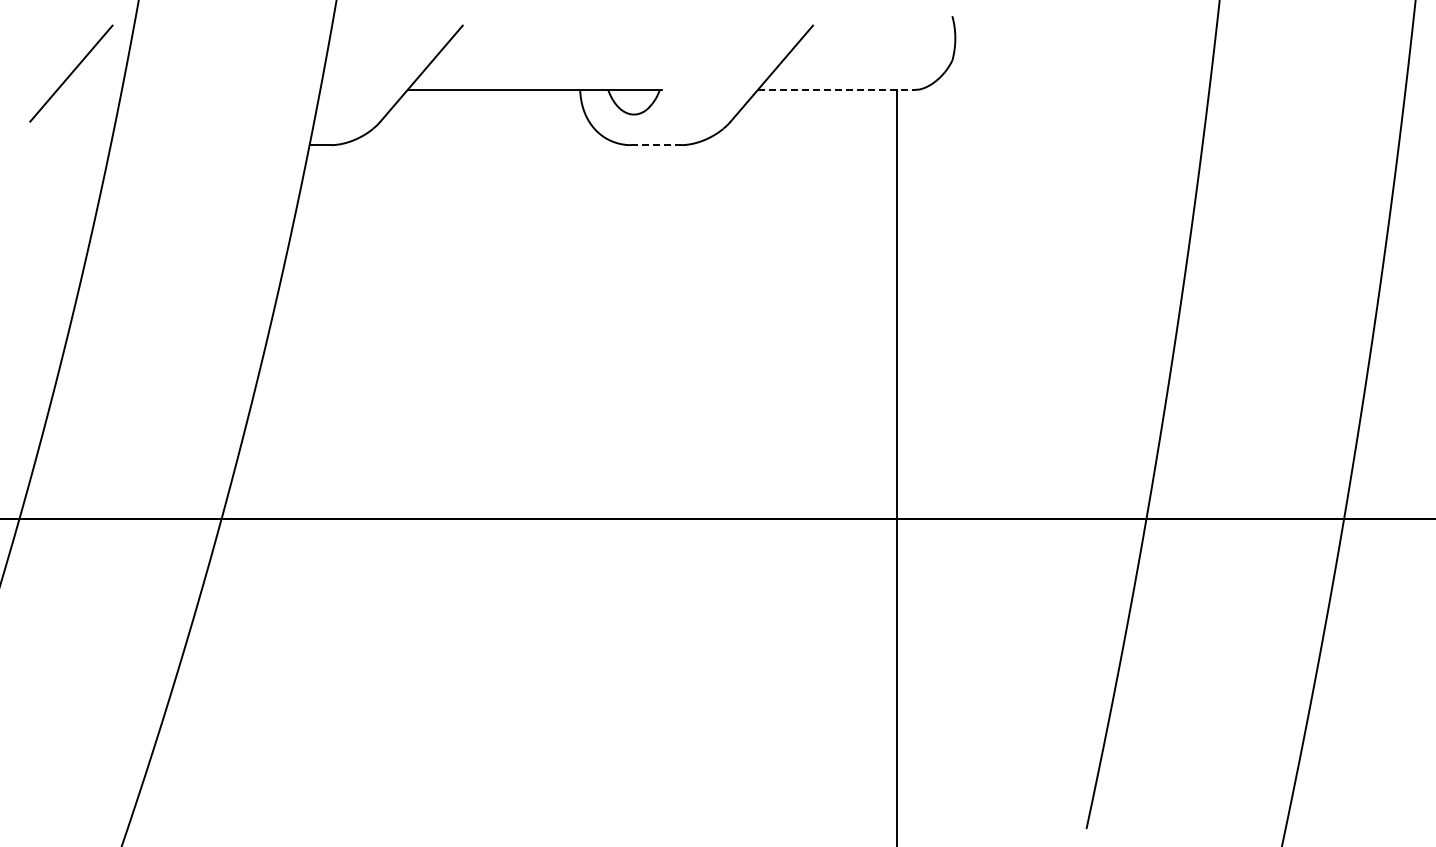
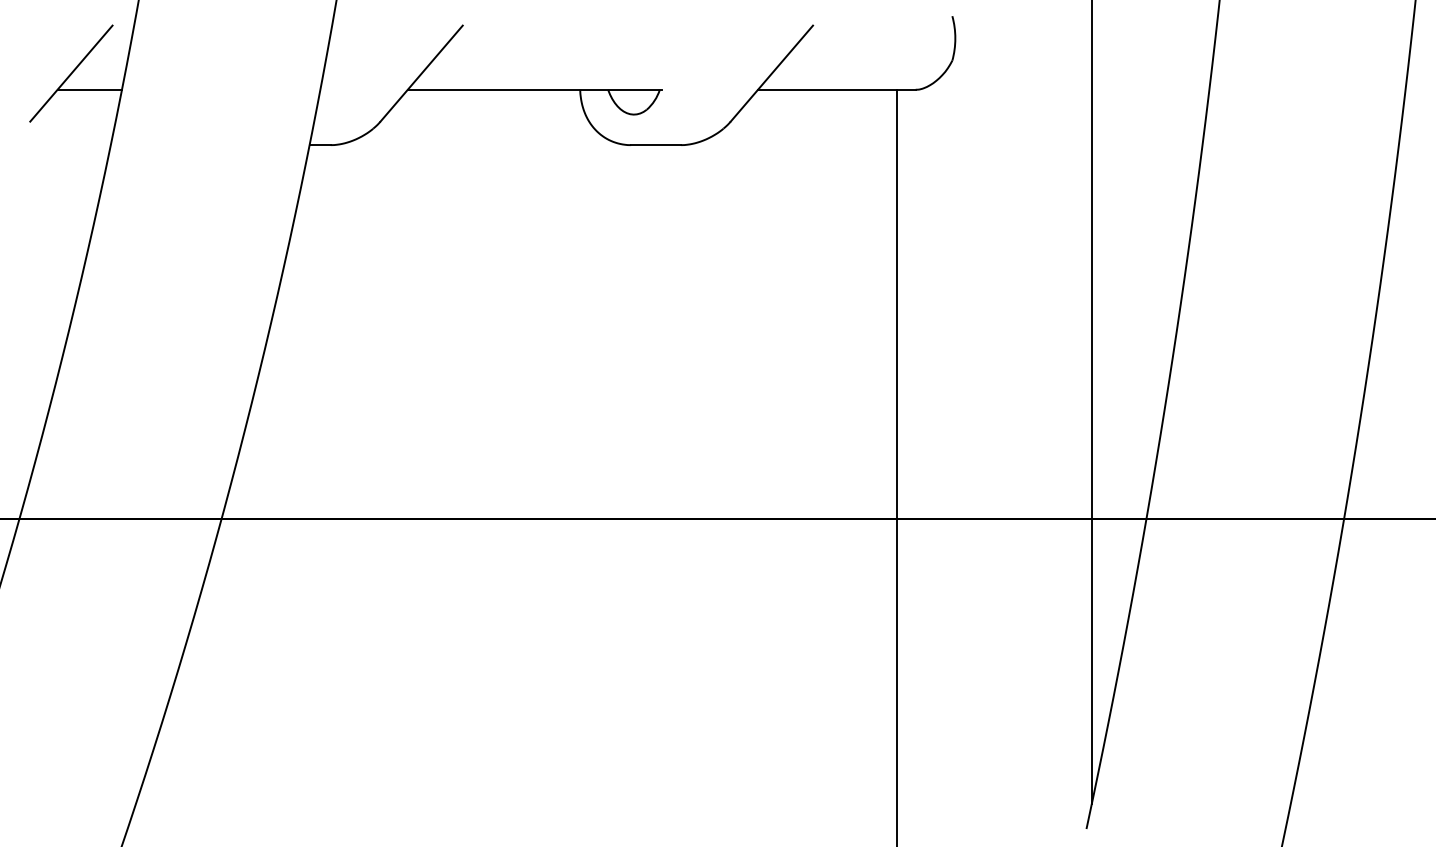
line: none -> present (89, 89)
line: dashed -> solid (836, 89)
line: dashed -> solid (655, 145)
line: none -> present (1091, 402)
